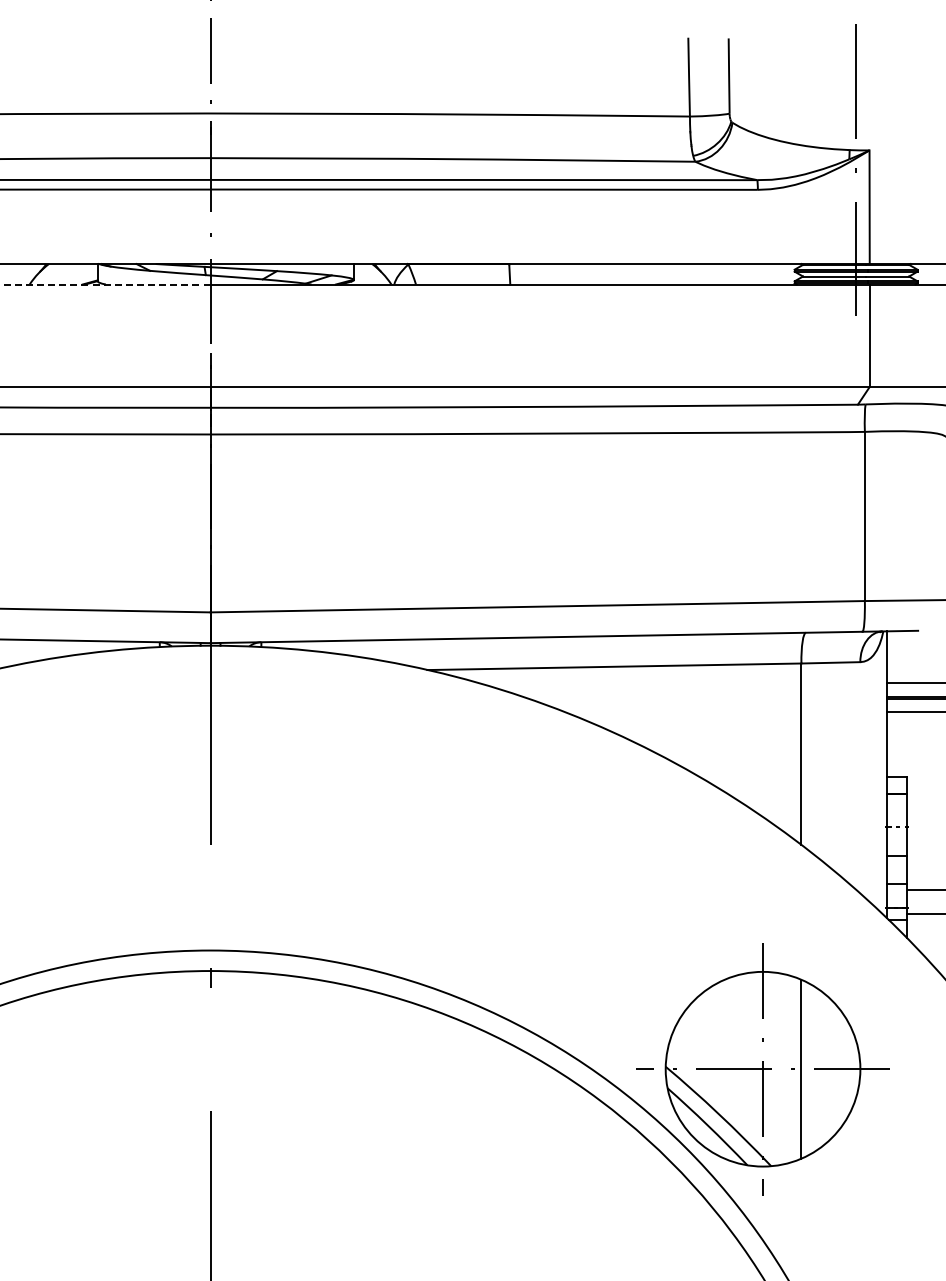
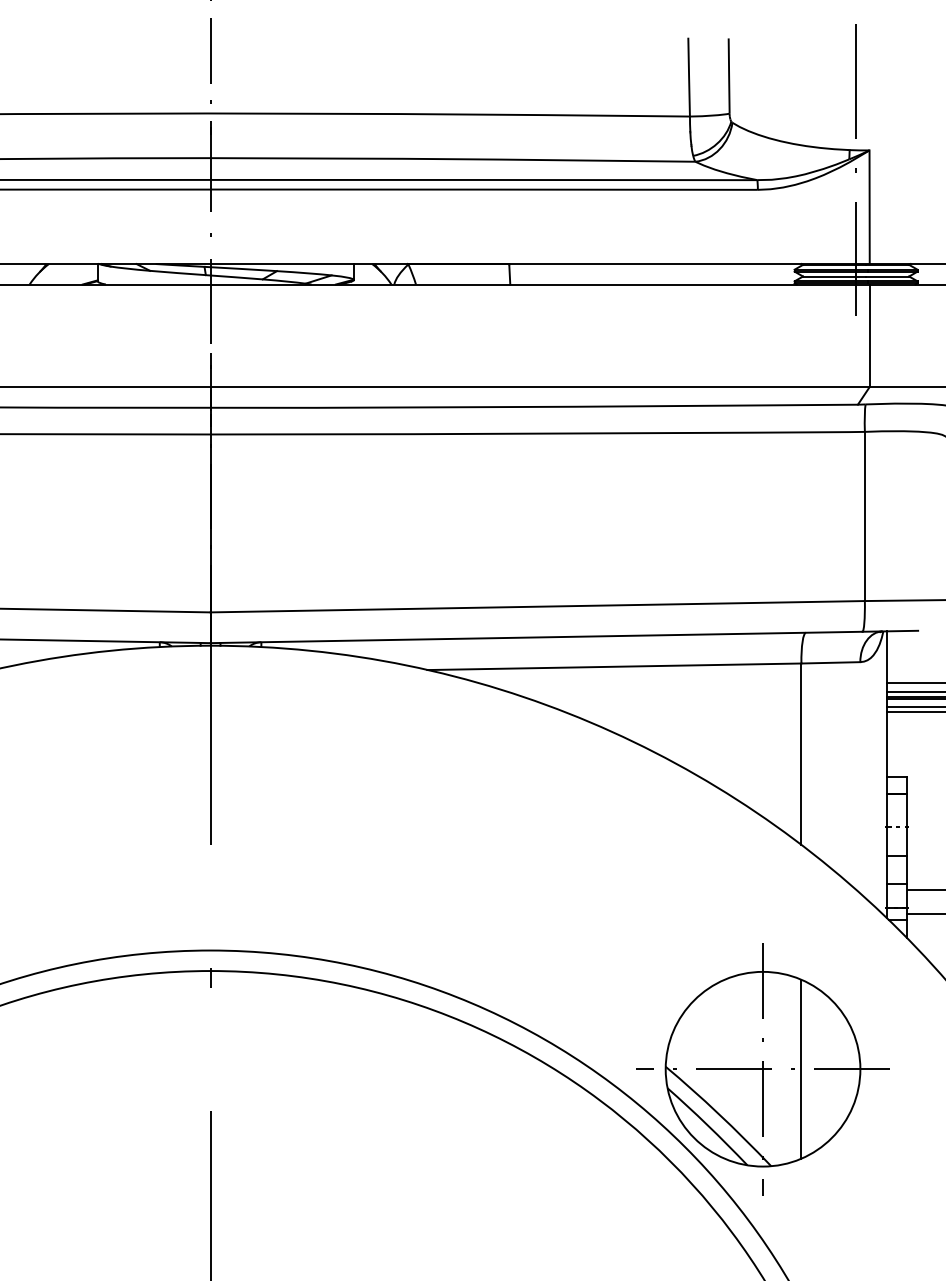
line: dashed -> solid (105, 284)
line: none -> present (914, 692)
line: none -> present (914, 706)
